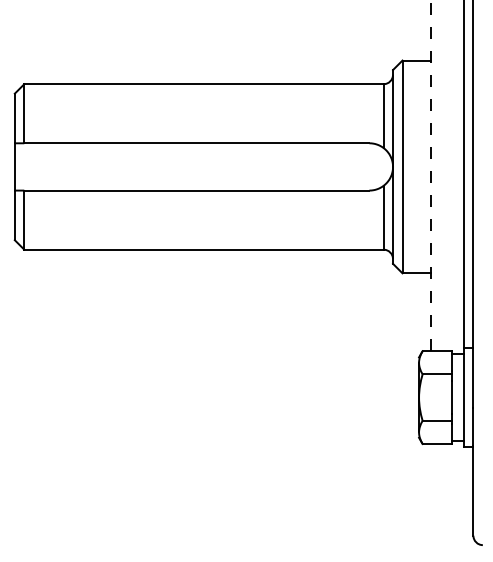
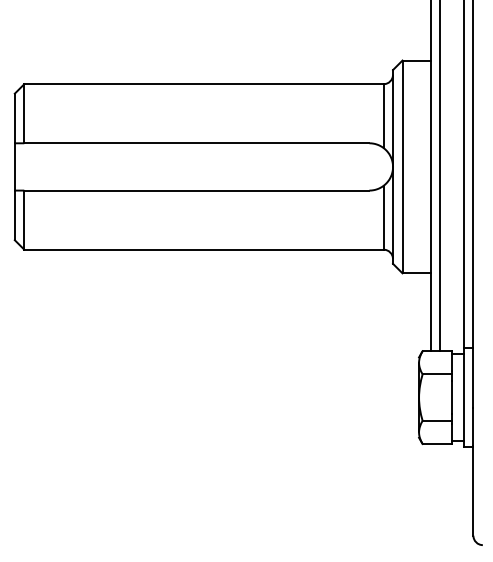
line: dashed -> solid (430, 175)
line: none -> present (440, 176)
